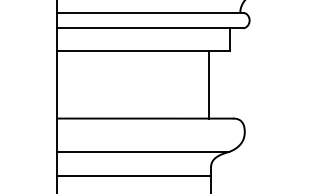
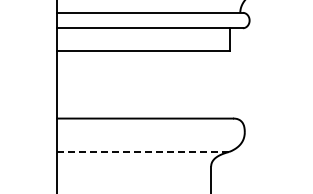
line: present -> none (209, 84)
line: solid -> dashed (143, 152)
line: present -> none (134, 176)
